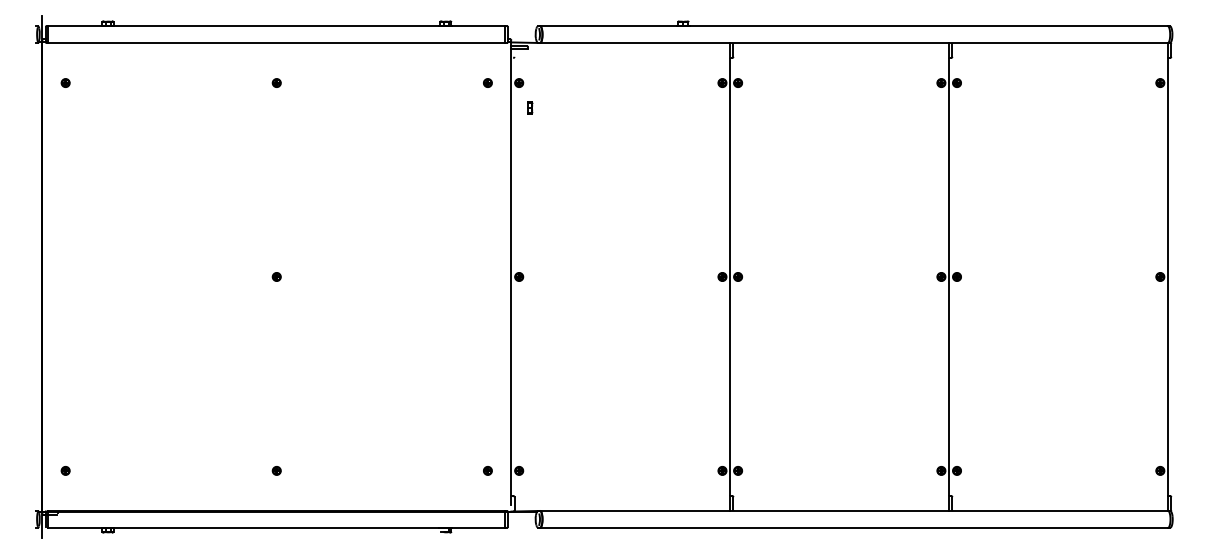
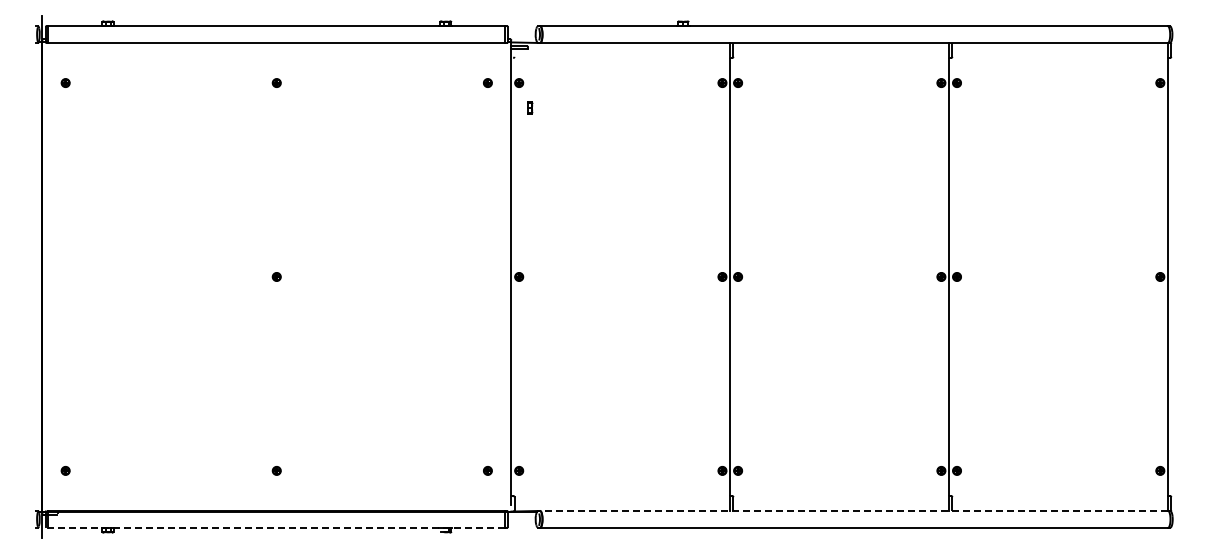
line: solid -> dashed (854, 510)
line: solid -> dashed (276, 527)
